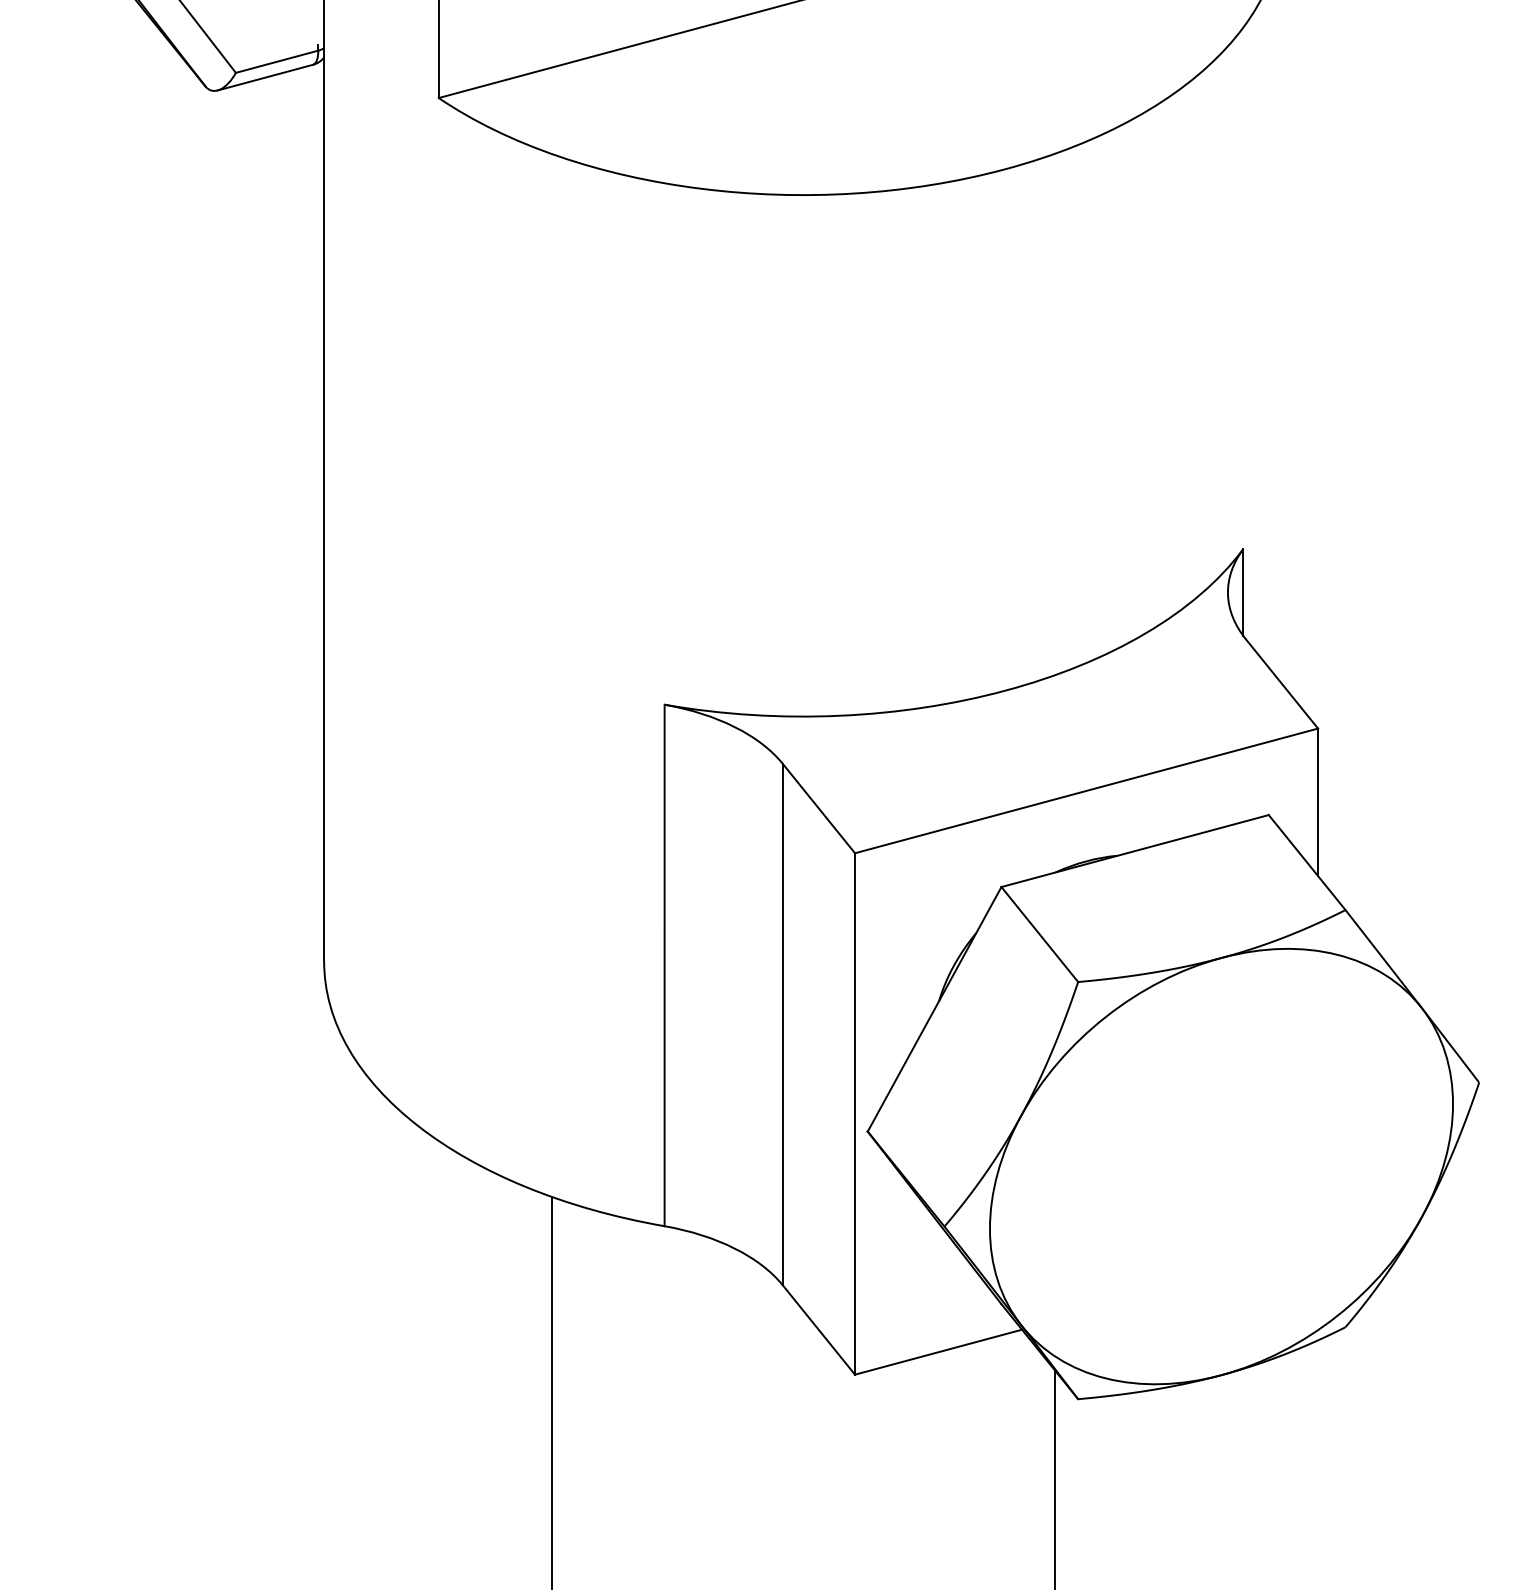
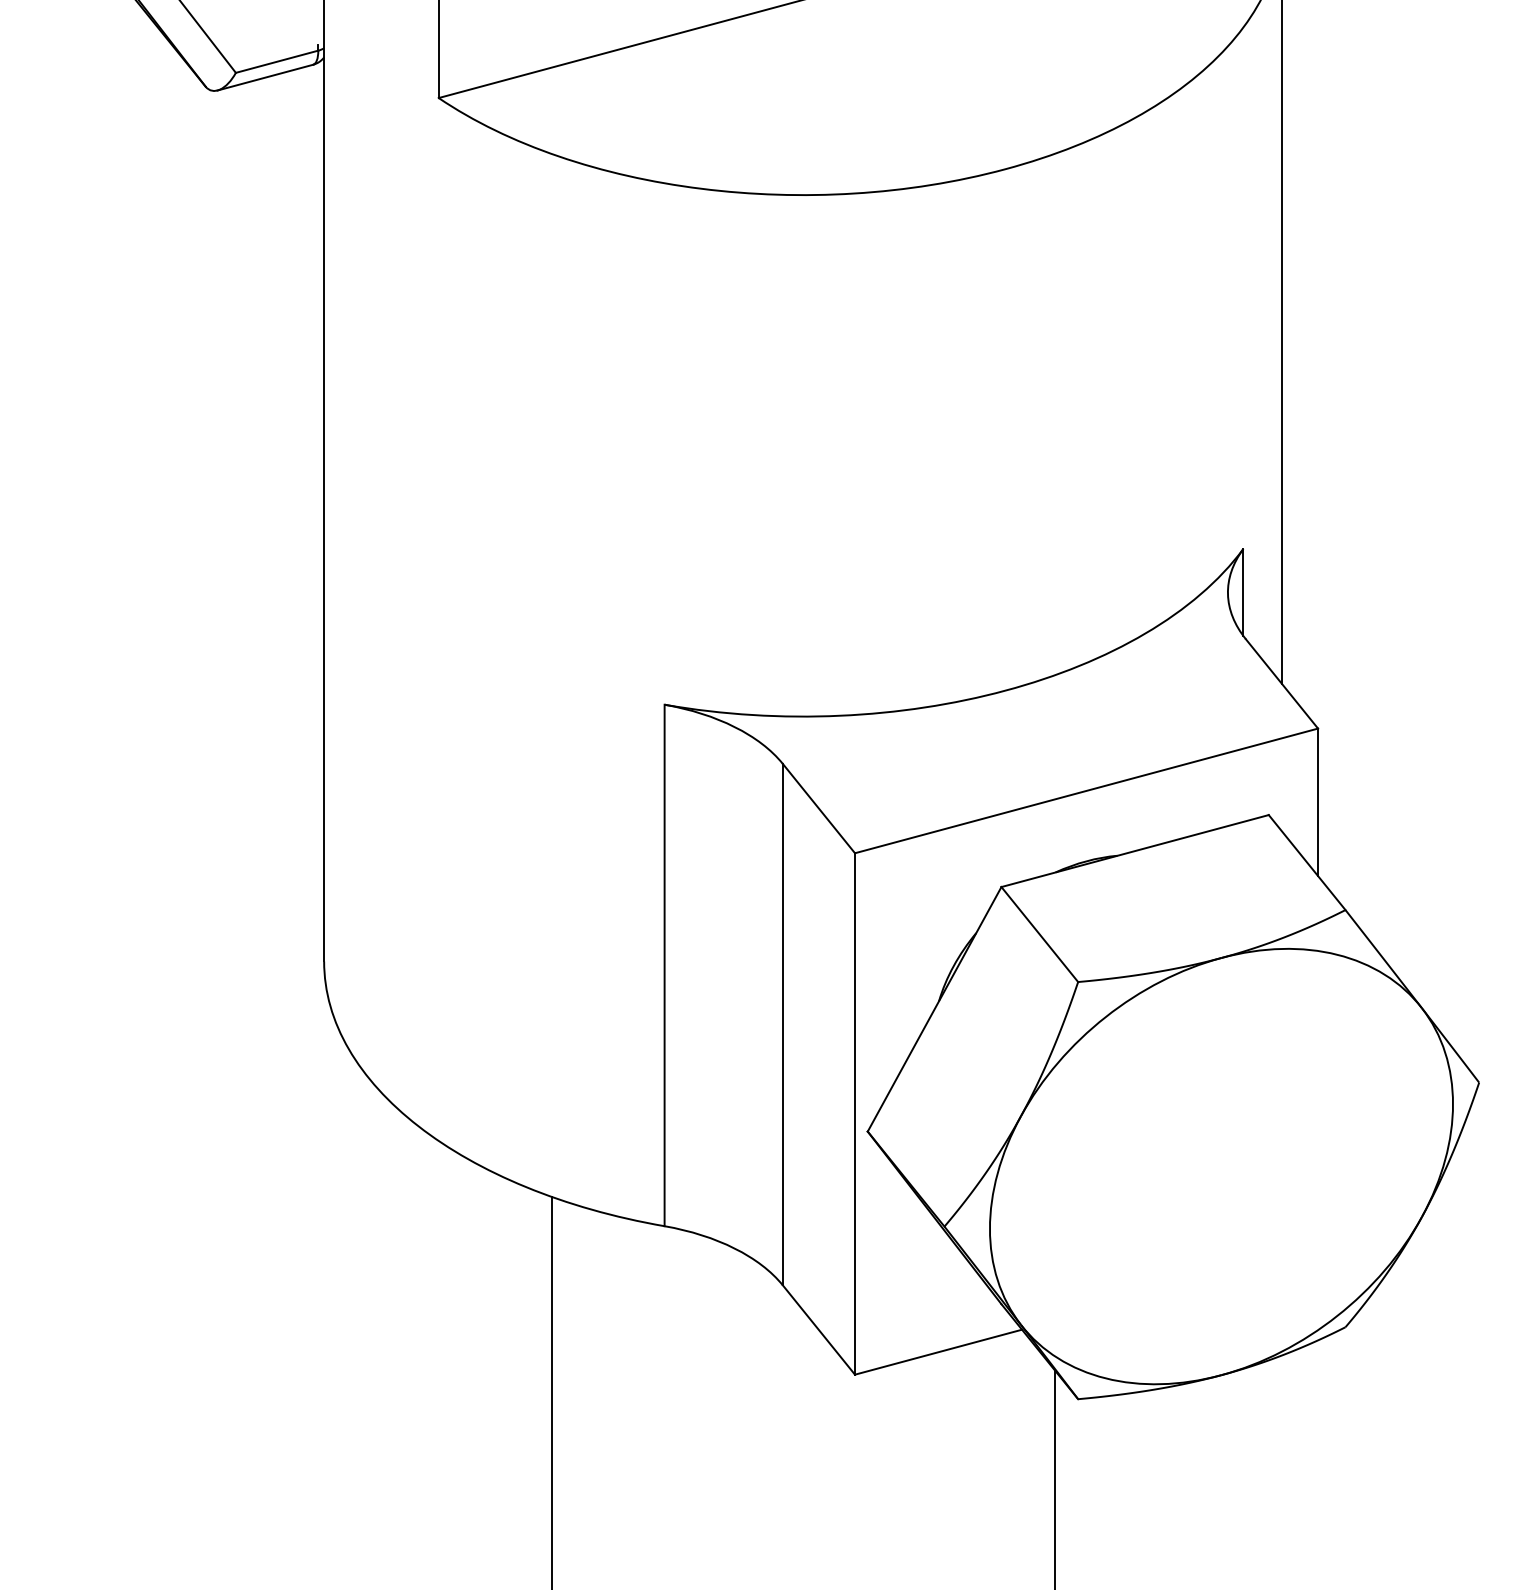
line: none -> present (1282, 343)
